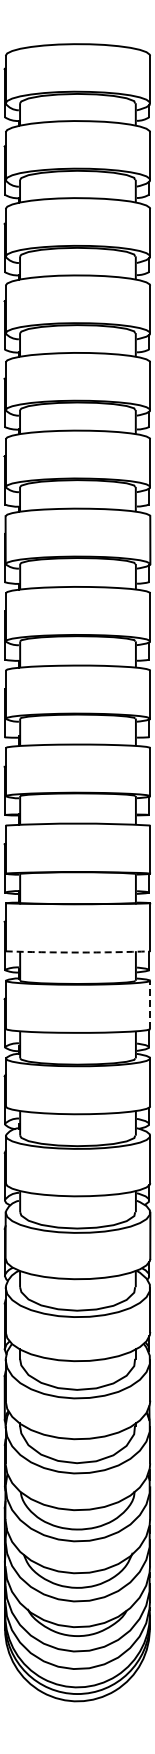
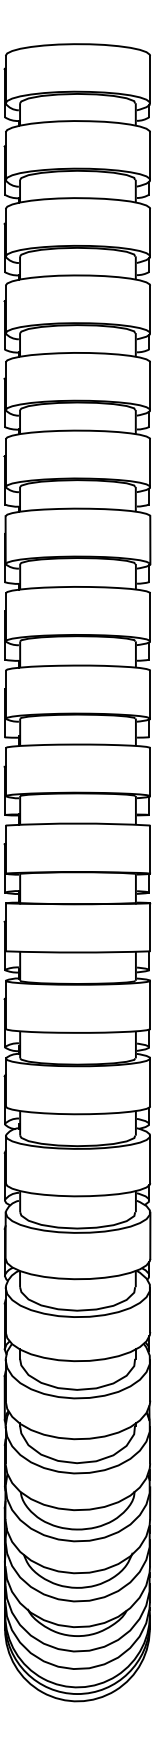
arc: dashed -> solid (78, 952)
line: dashed -> solid (150, 1004)
